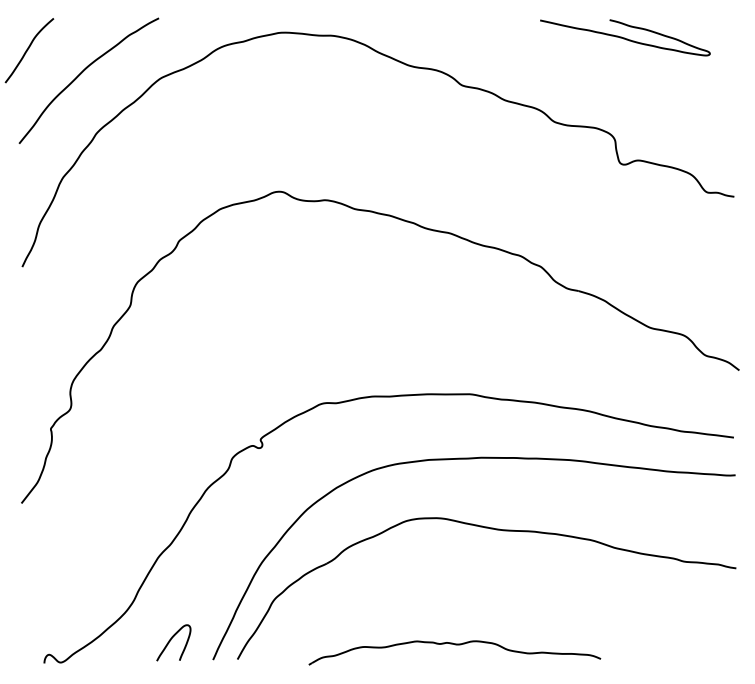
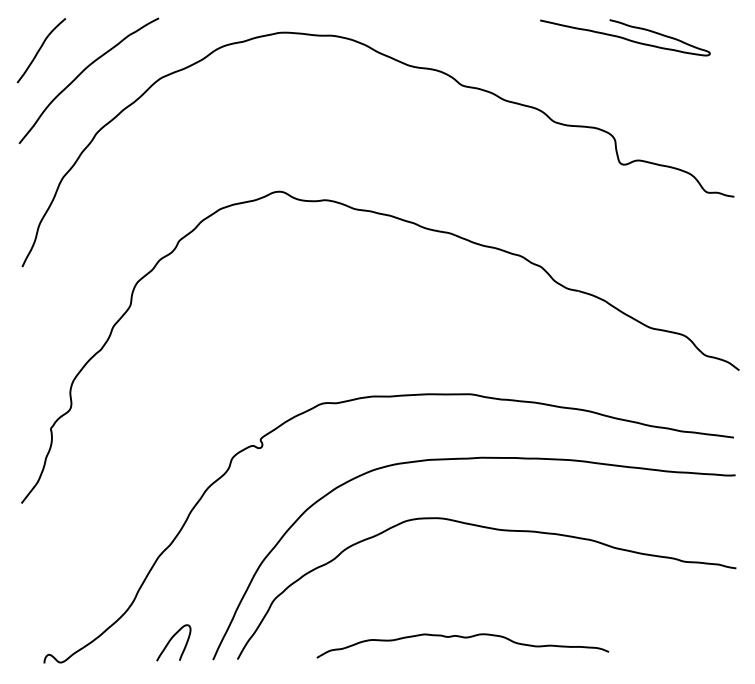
curve position: (28, 50) -> (40, 50) (40, 50)
part position: (455, 645) -> (463, 638) (463, 638)
